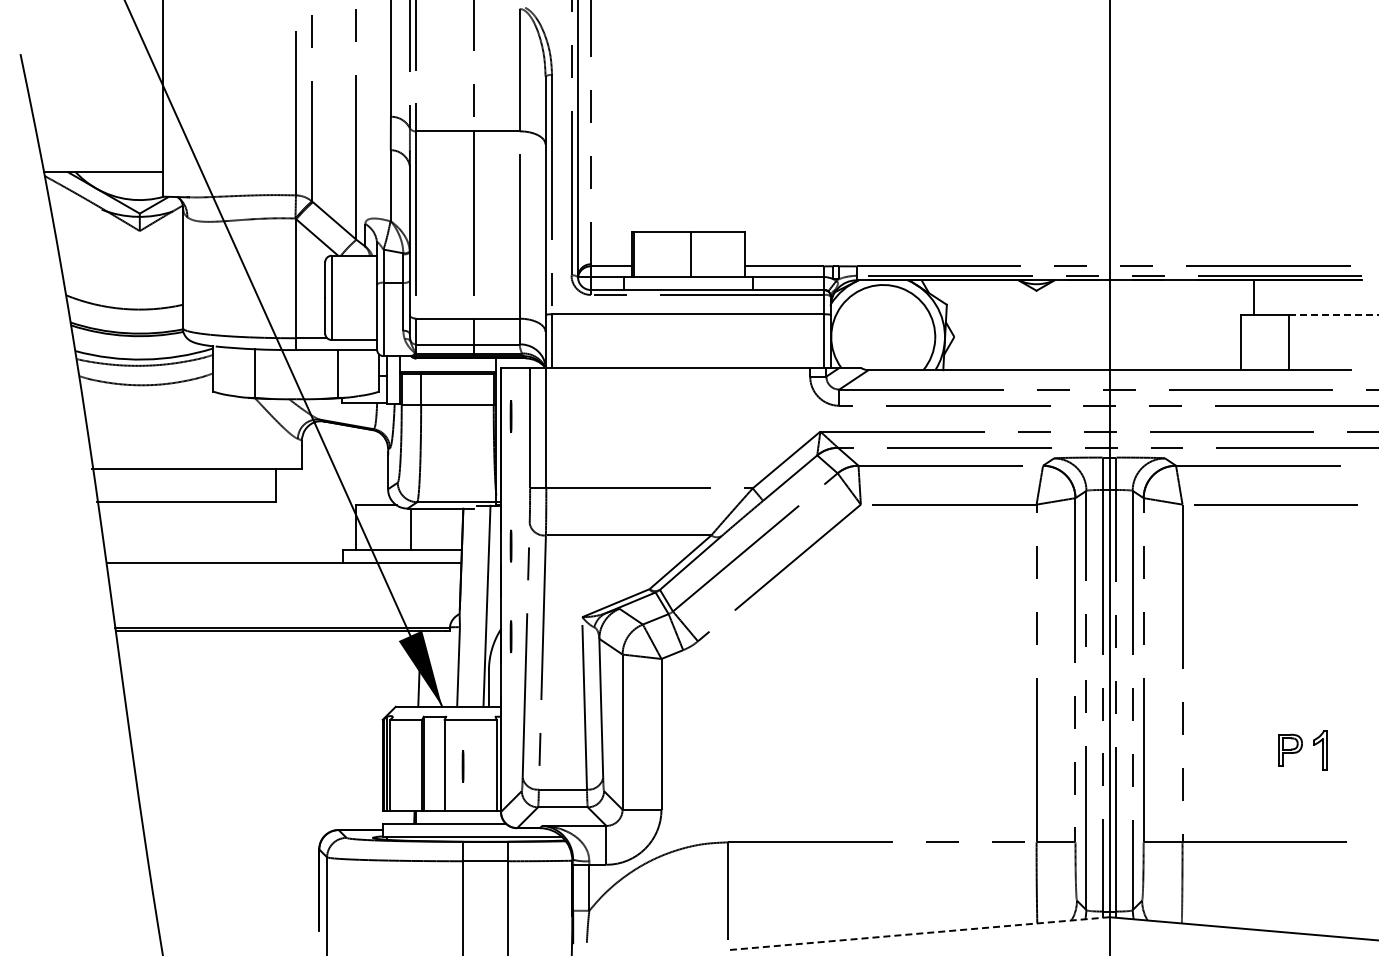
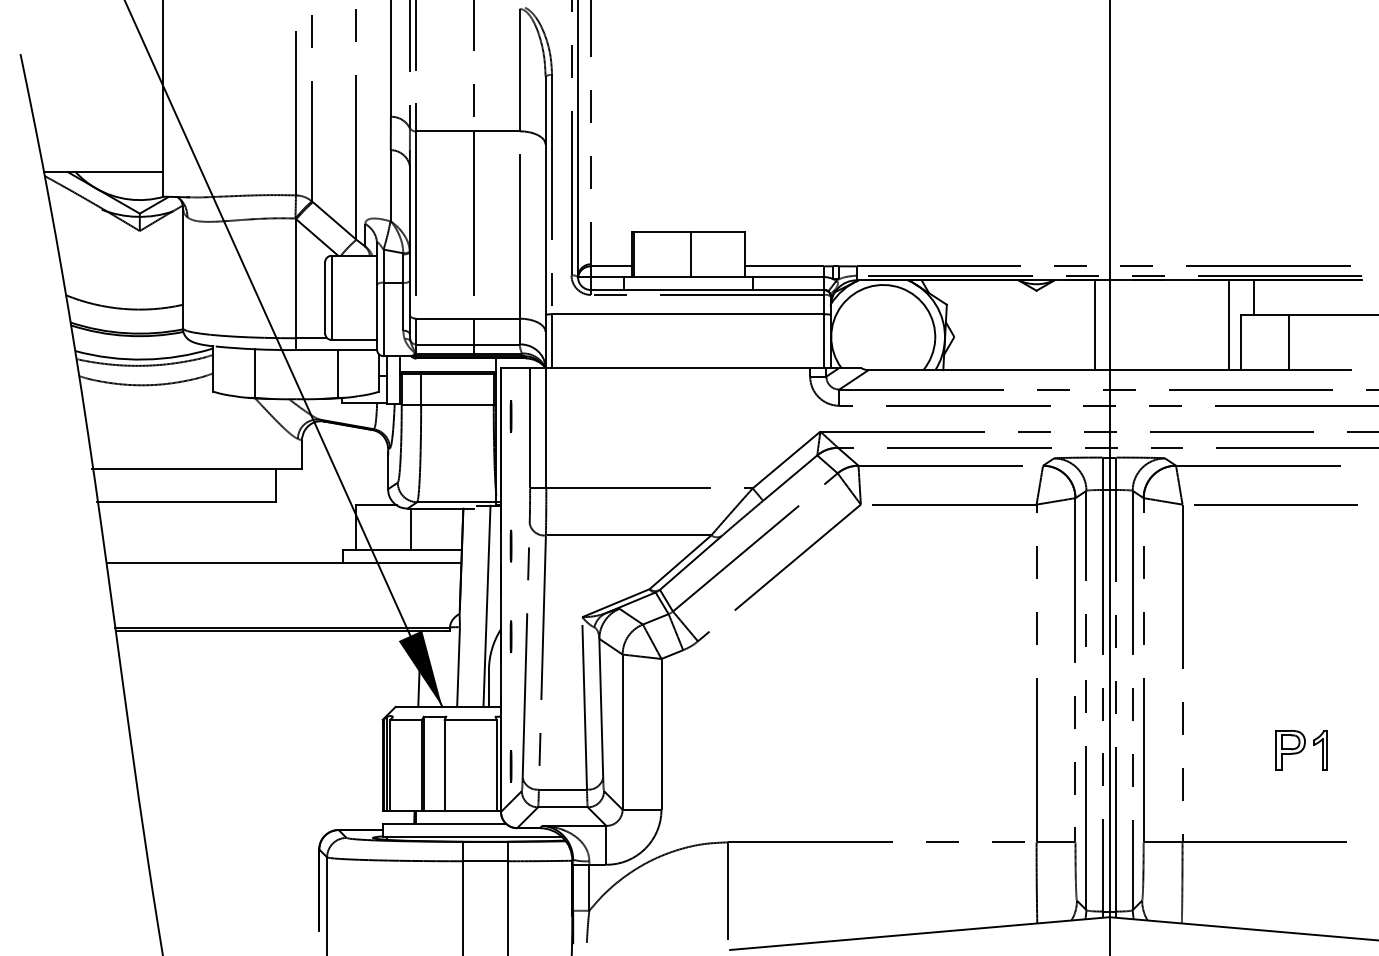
line: dashed -> solid (1333, 314)
line: none -> present (1094, 325)
line: none -> present (1229, 325)
part size: 25x34 px -> 31x41 px (1290, 750)
line position: (462, 766) -> (510, 766) (510, 766)
line: dashed -> solid (919, 933)
